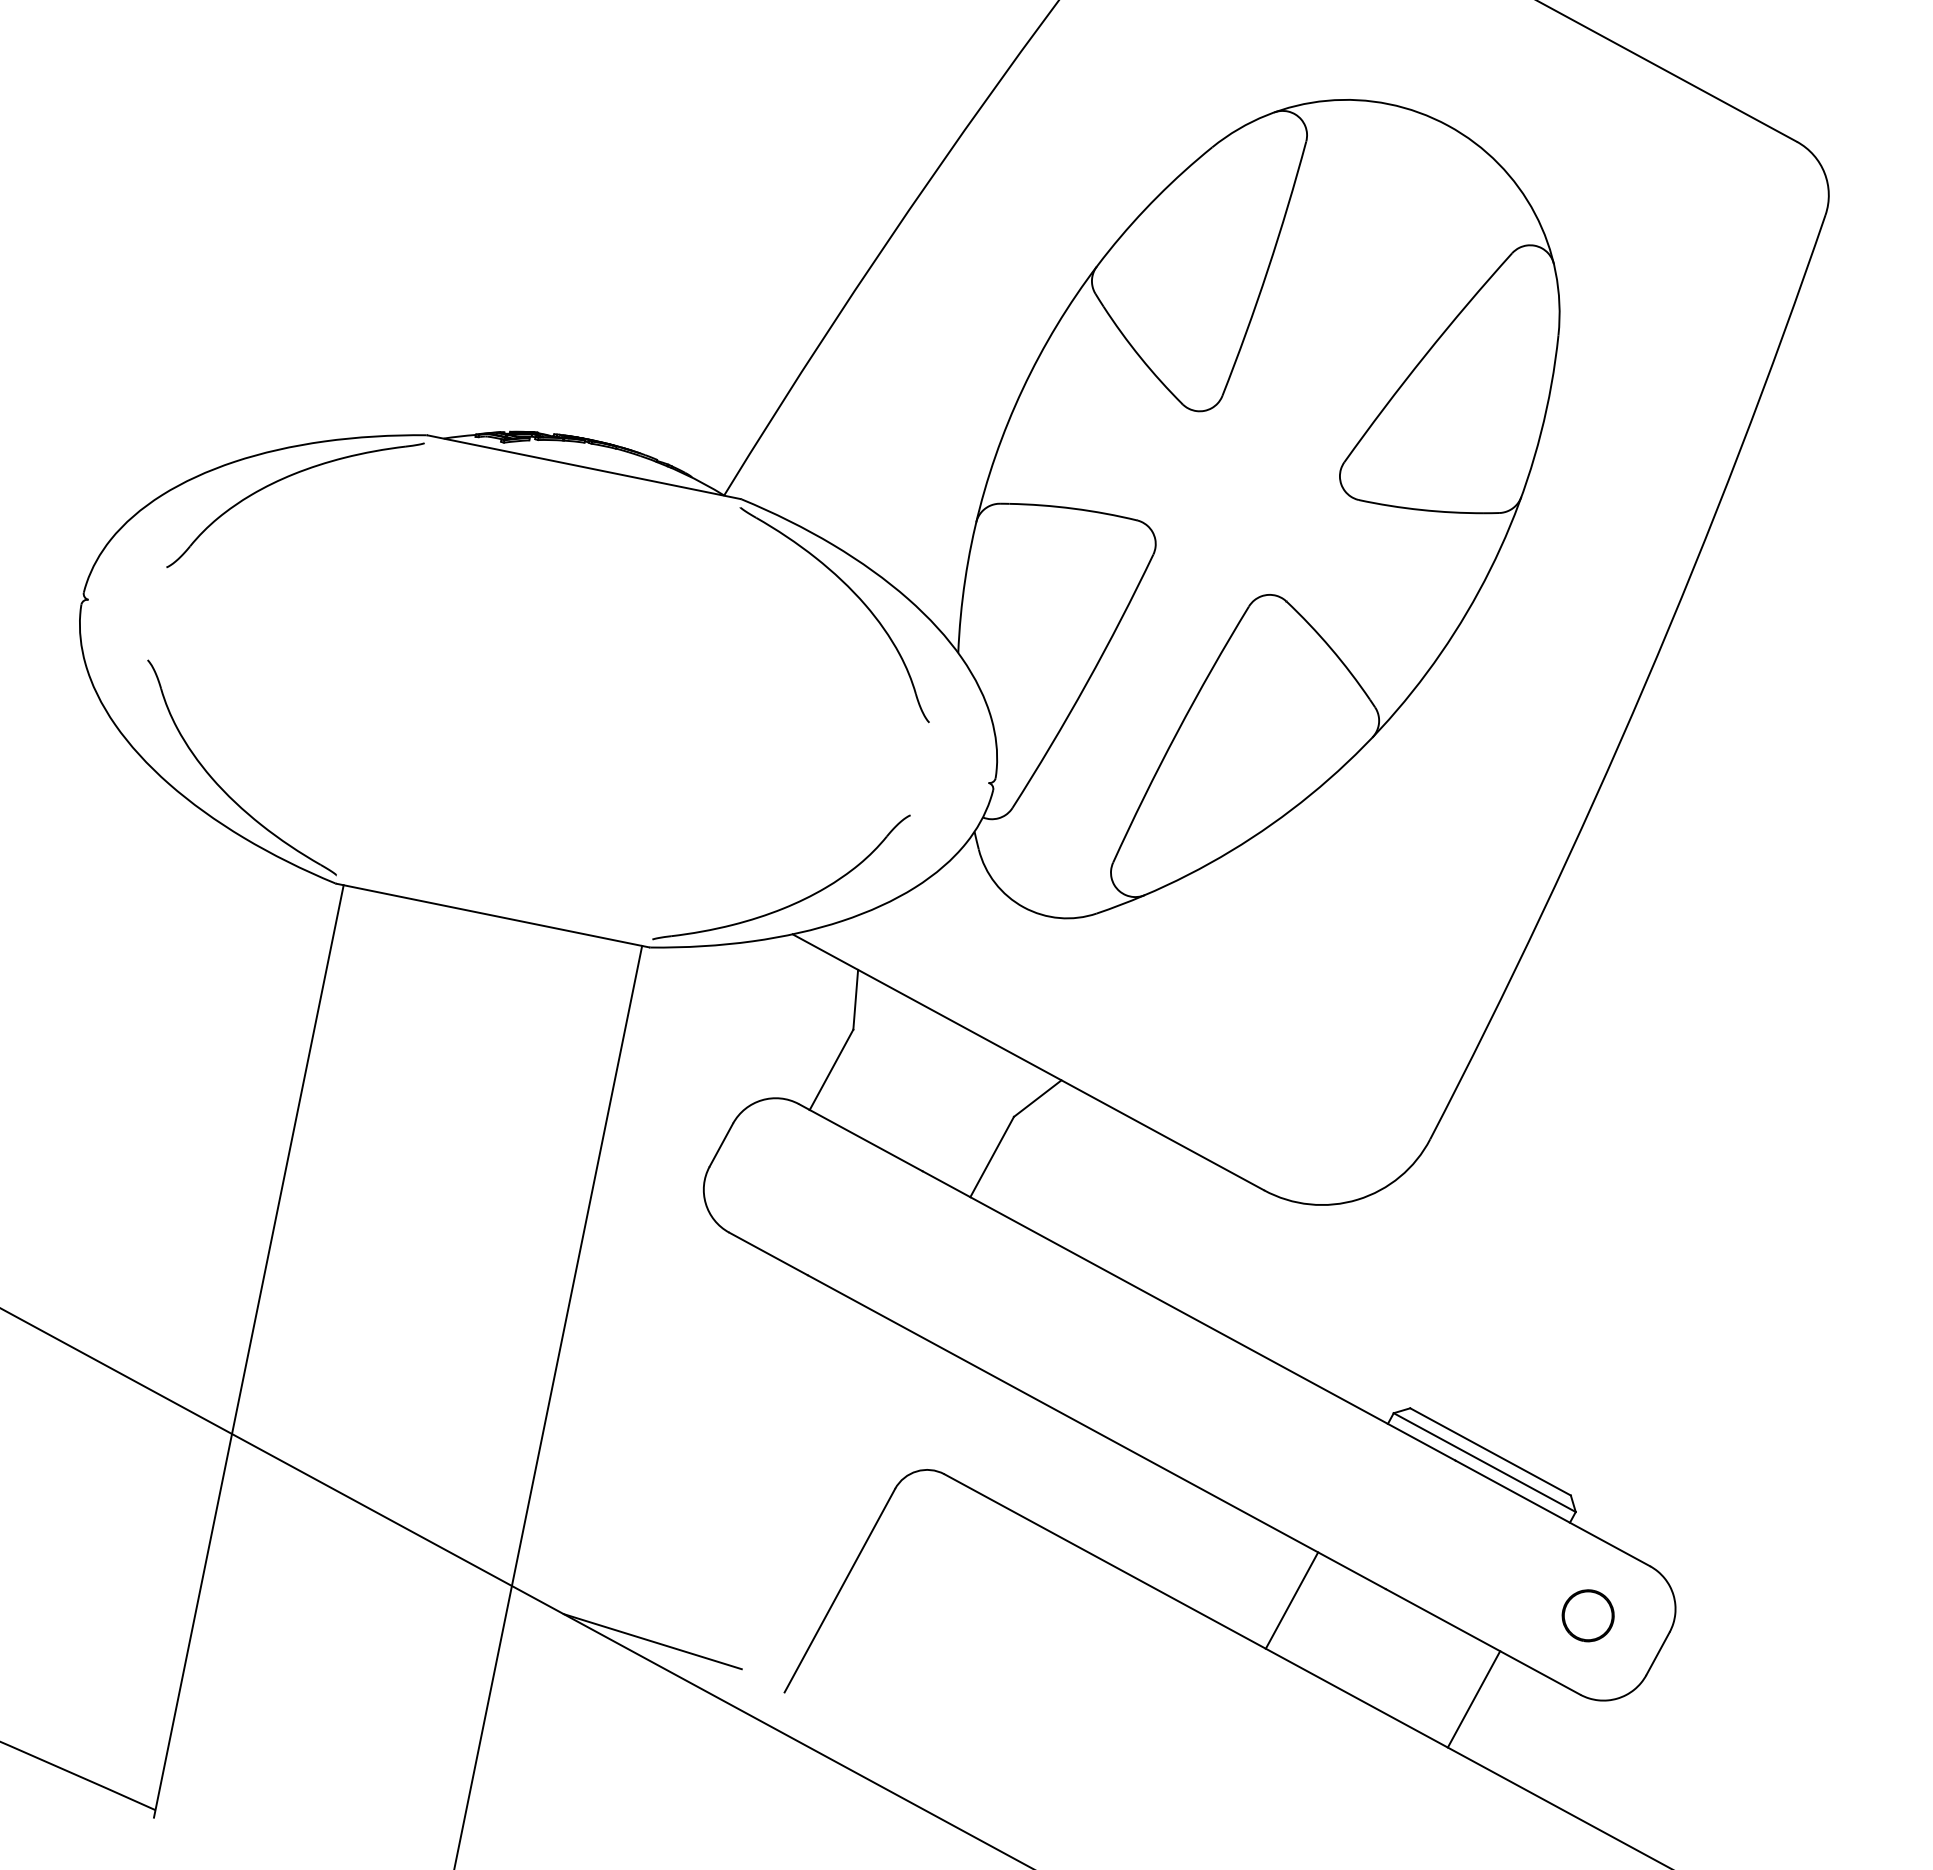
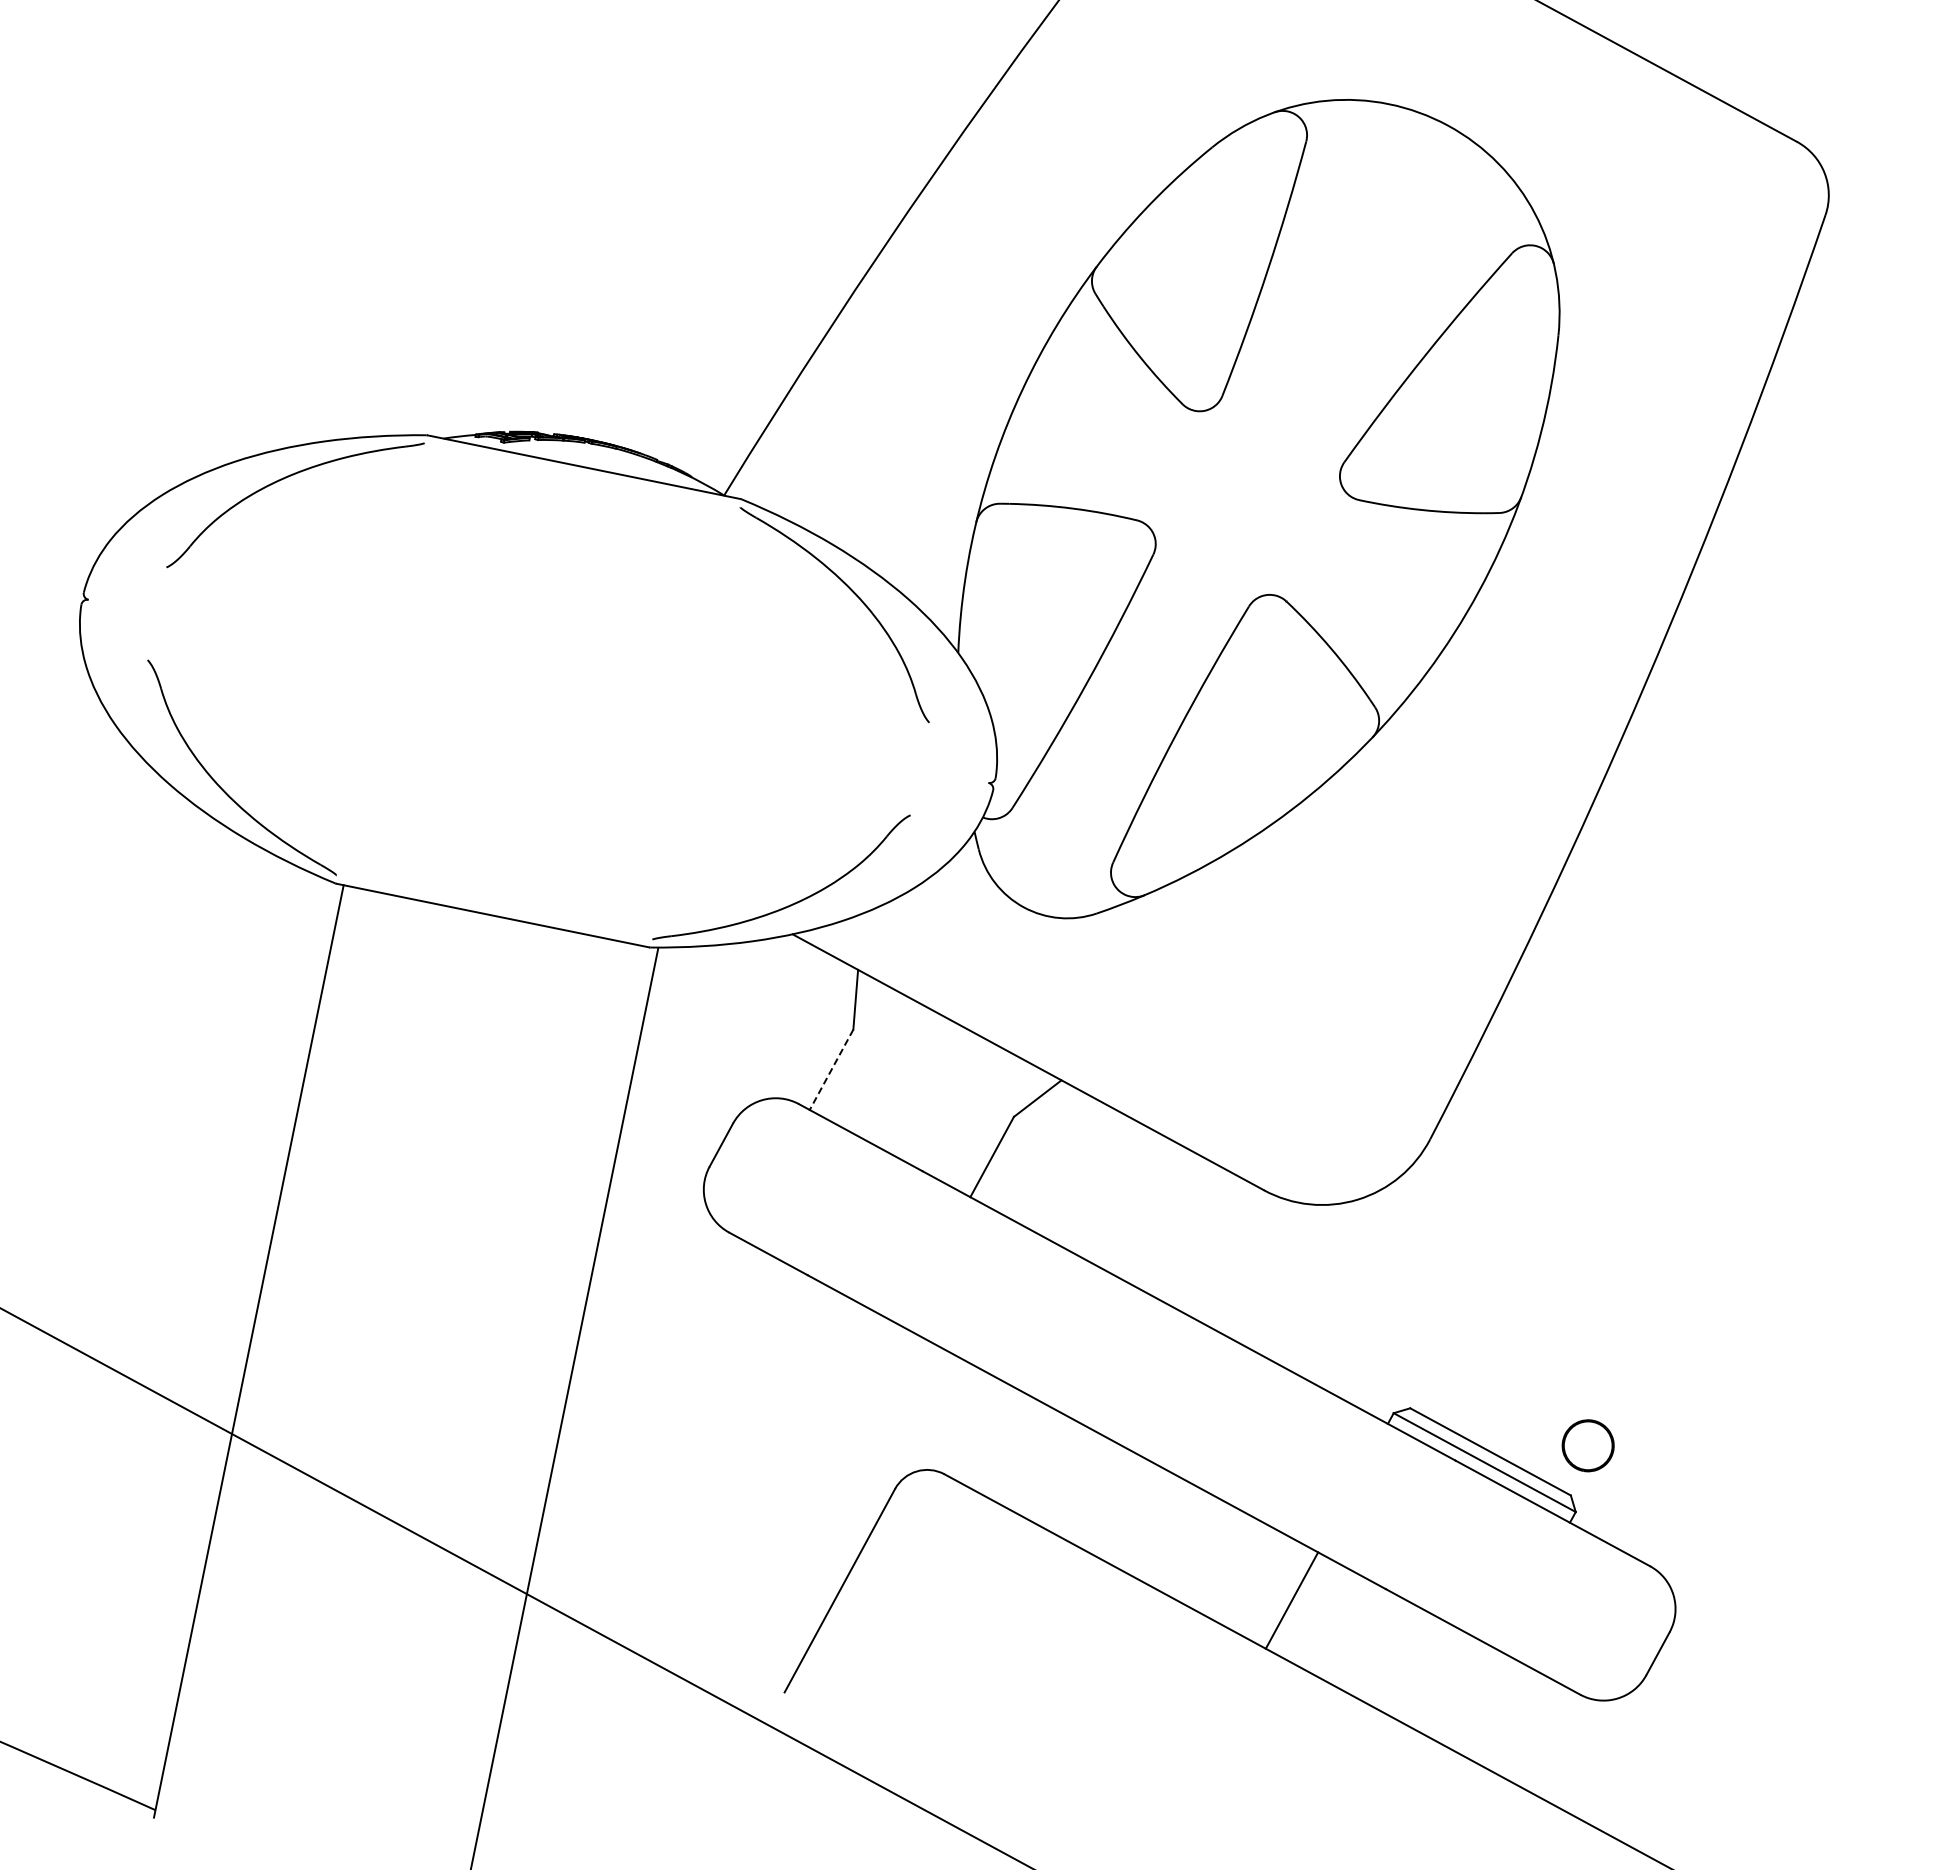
line: solid -> dashed (831, 1069)
line position: (548, 1405) -> (564, 1407) (564, 1407)
part position: (1587, 1615) -> (1587, 1445) (1587, 1445)
line: present -> none (652, 1641)
line: present -> none (1473, 1699)
